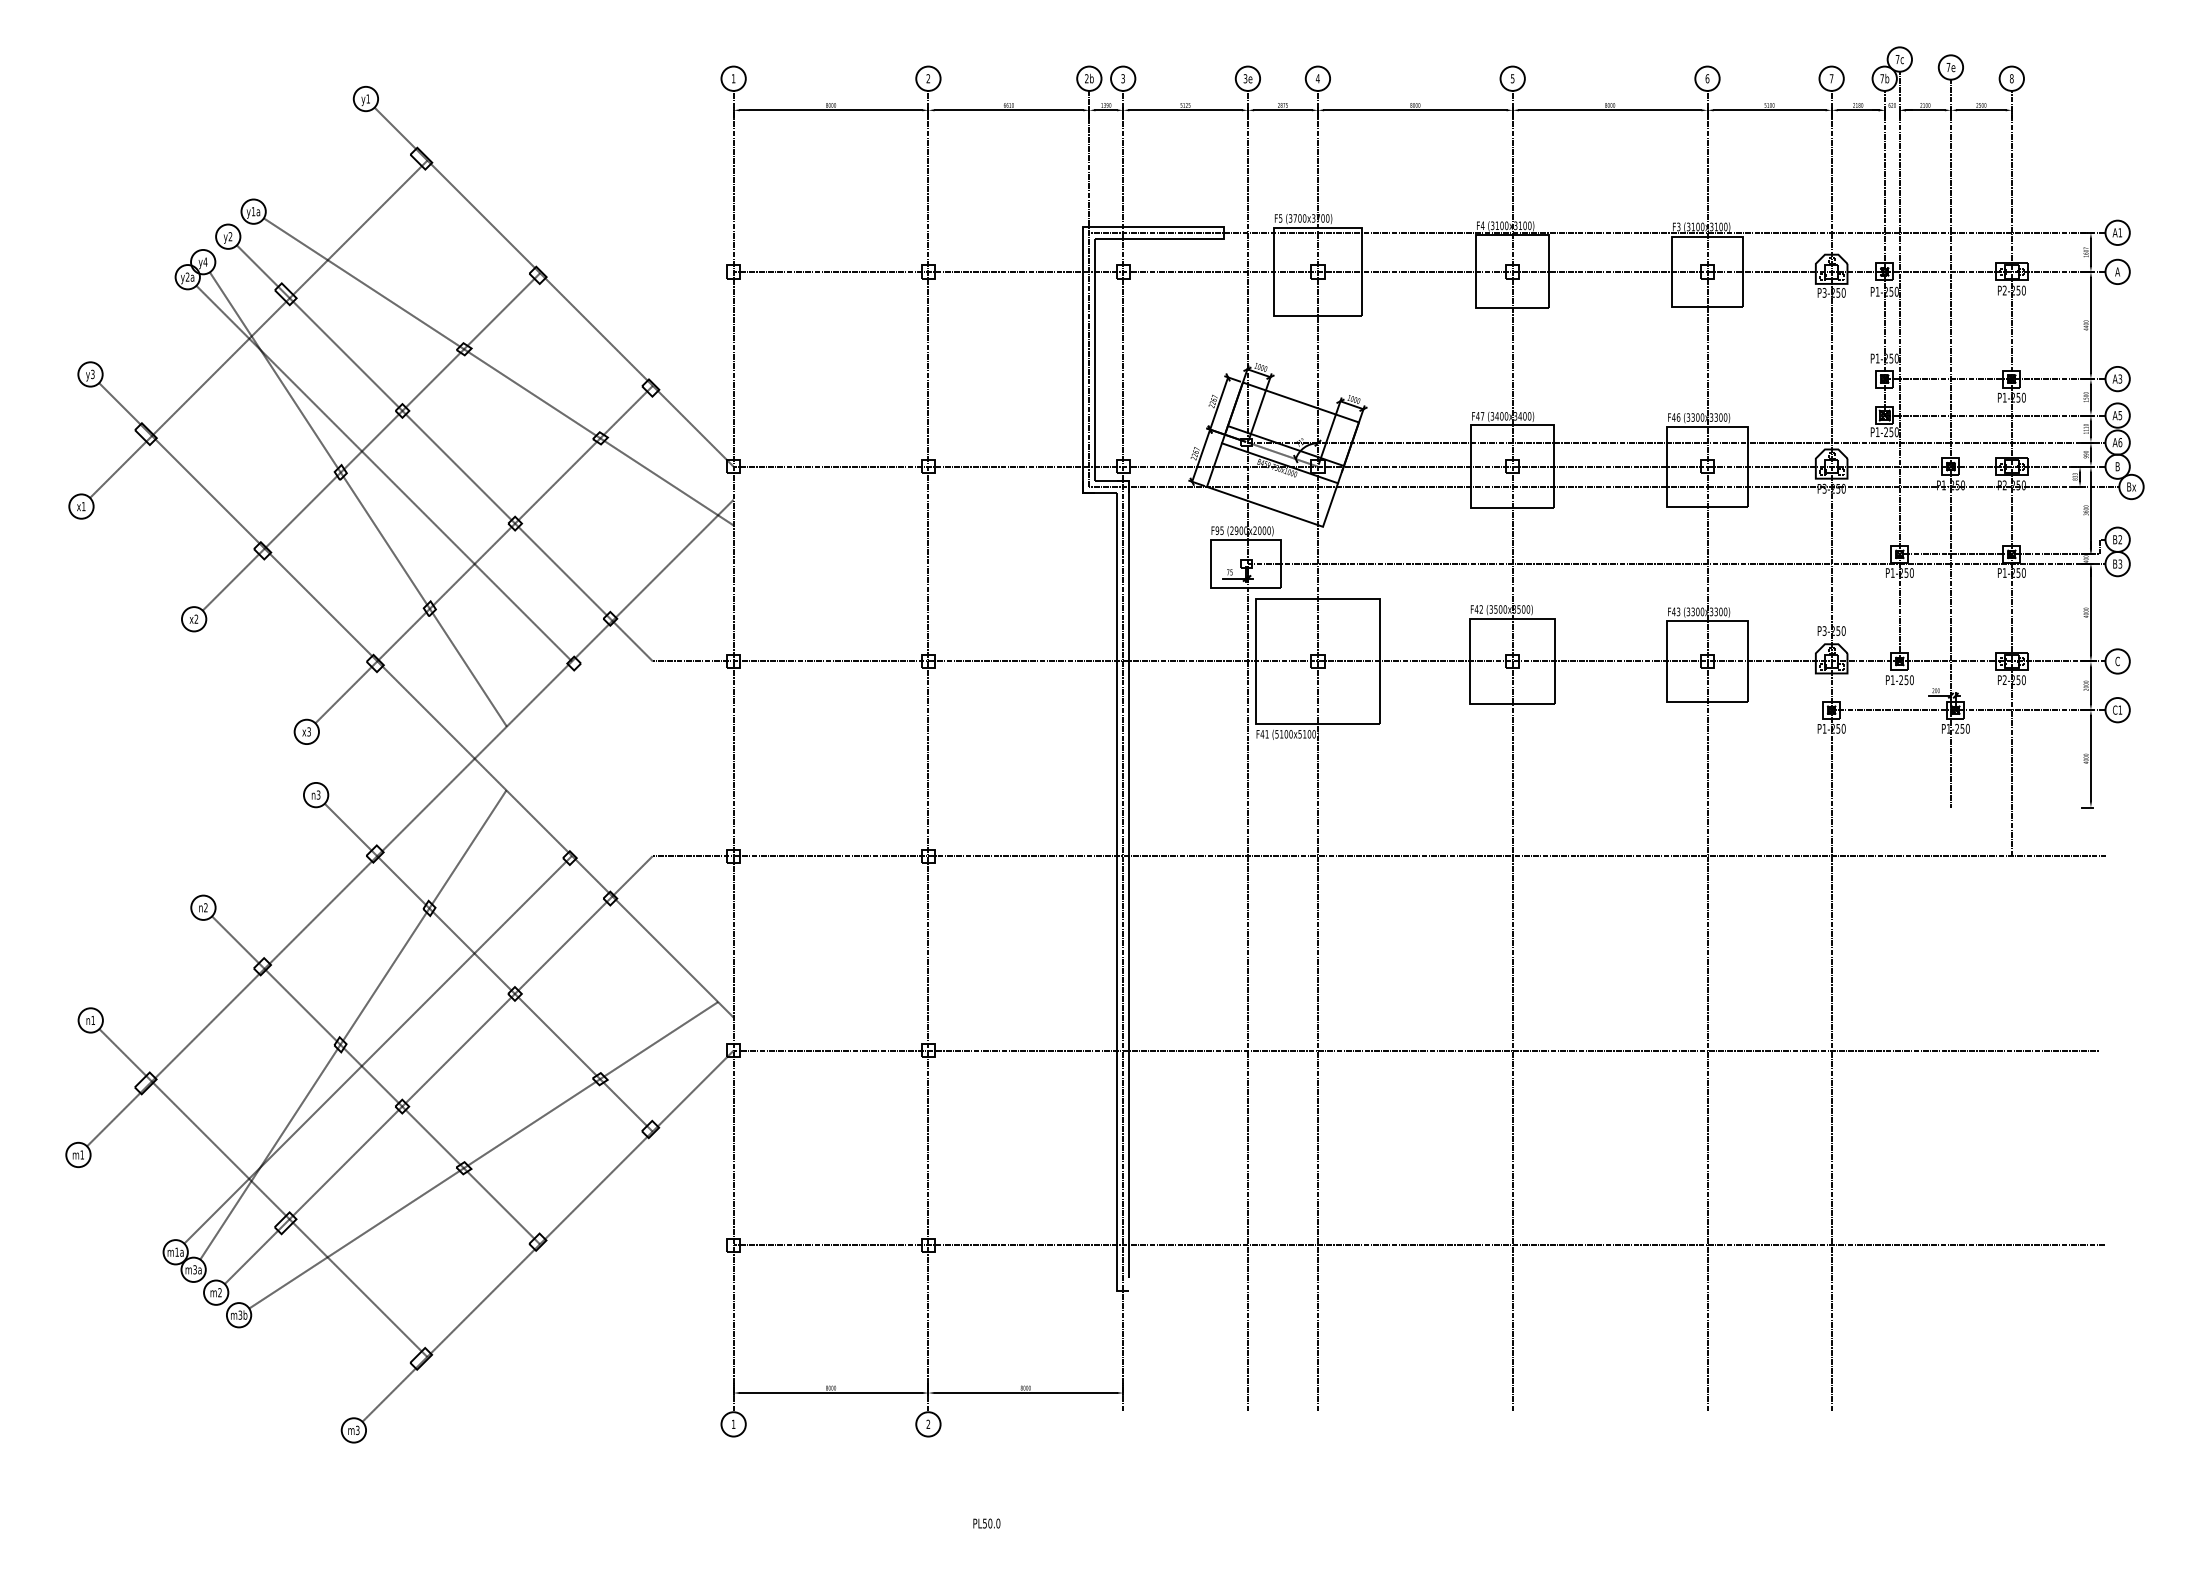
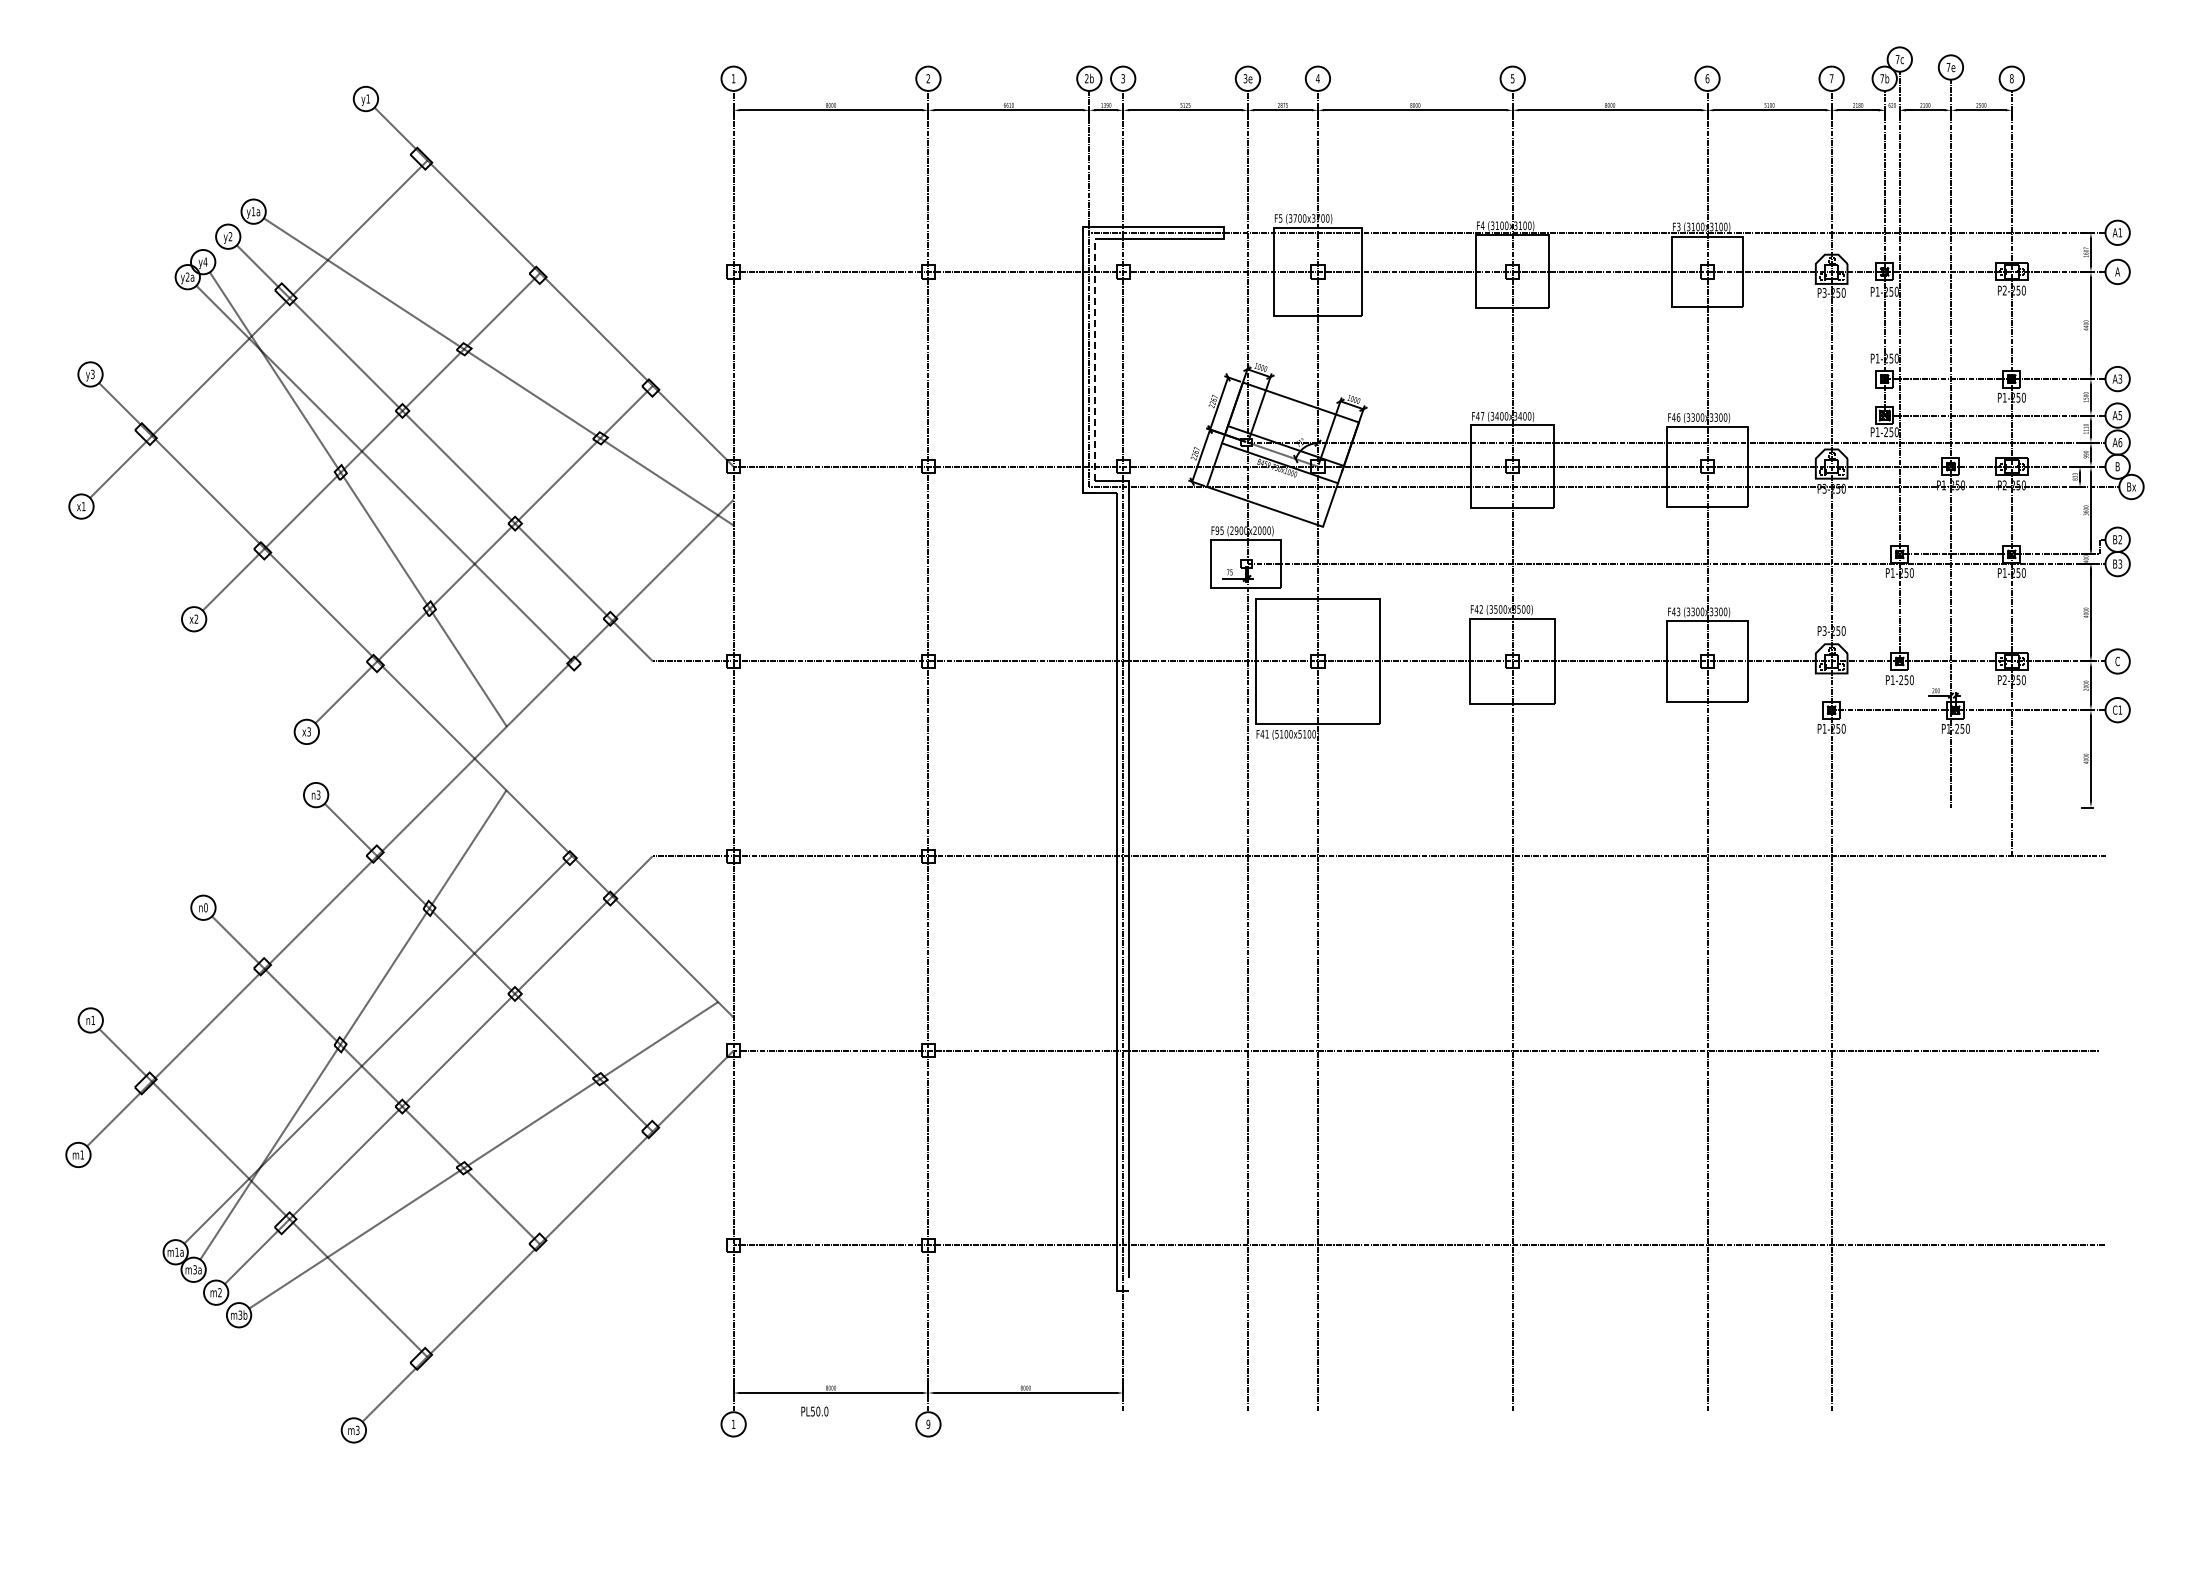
line: solid -> dashed (1095, 359)
text: n2 -> n0 (205, 907)
text: 2 -> 9 (928, 1423)
text position: (986, 1523) -> (814, 1411) (814, 1411)
